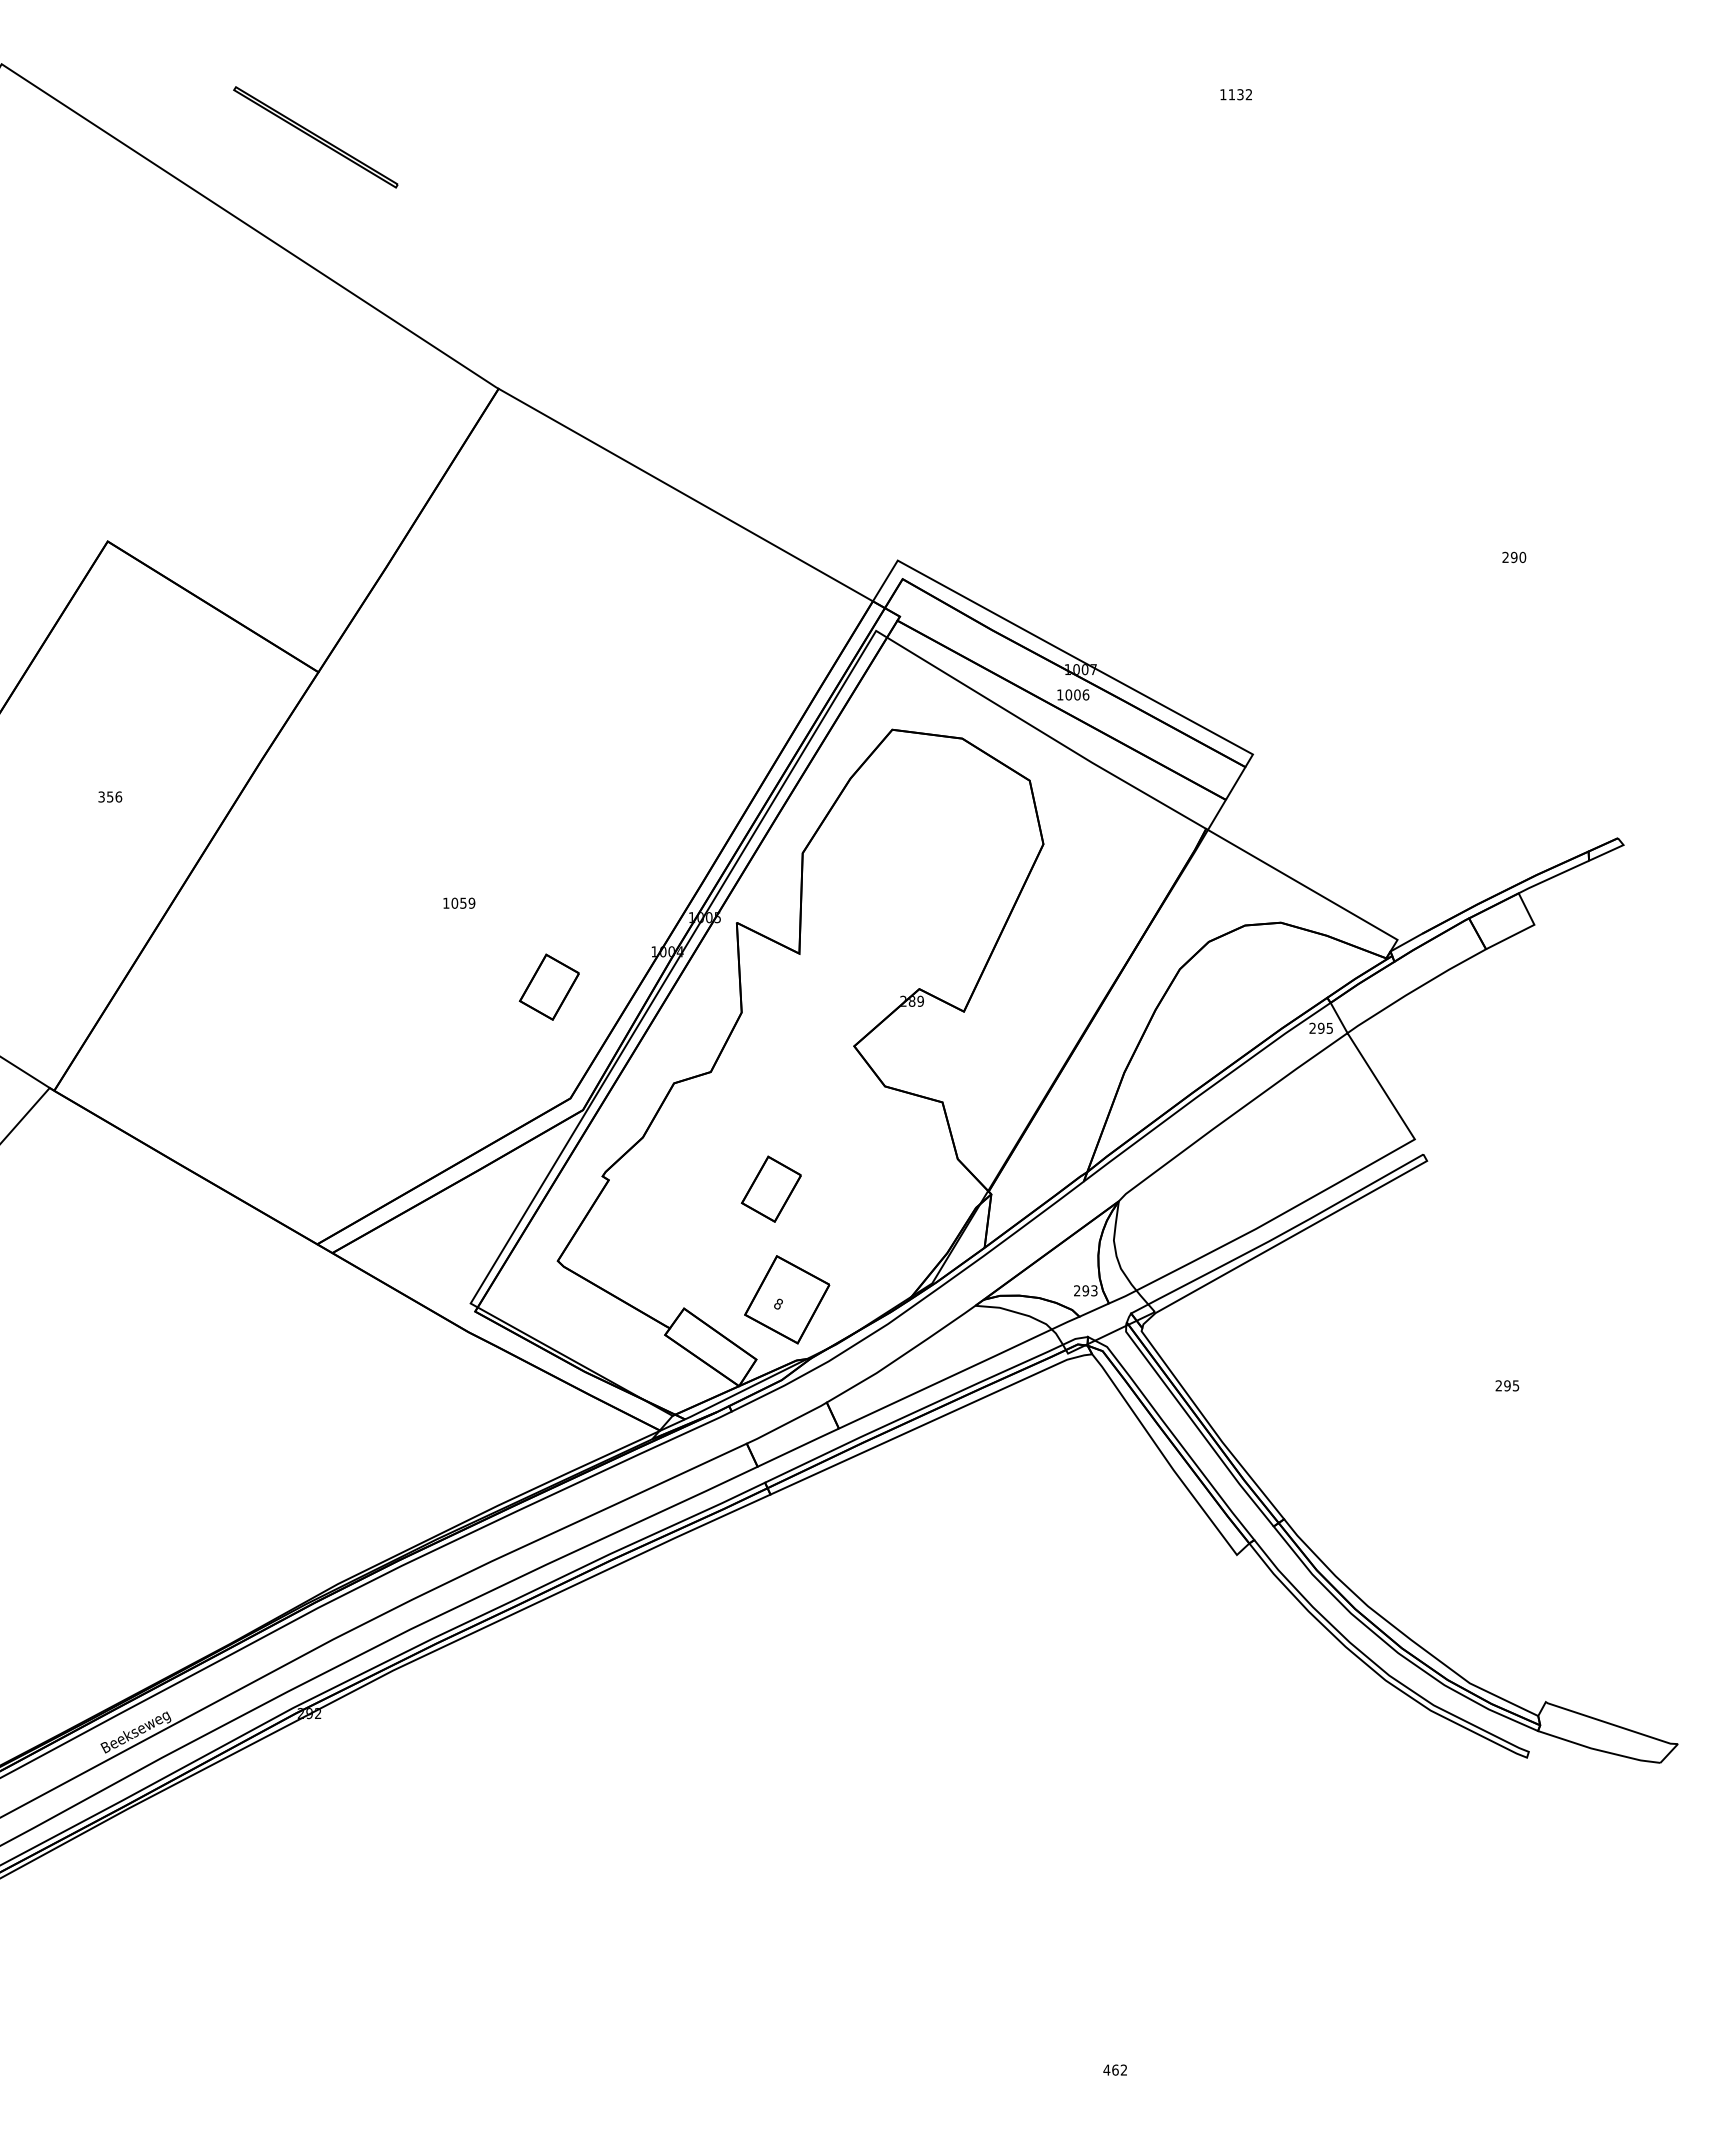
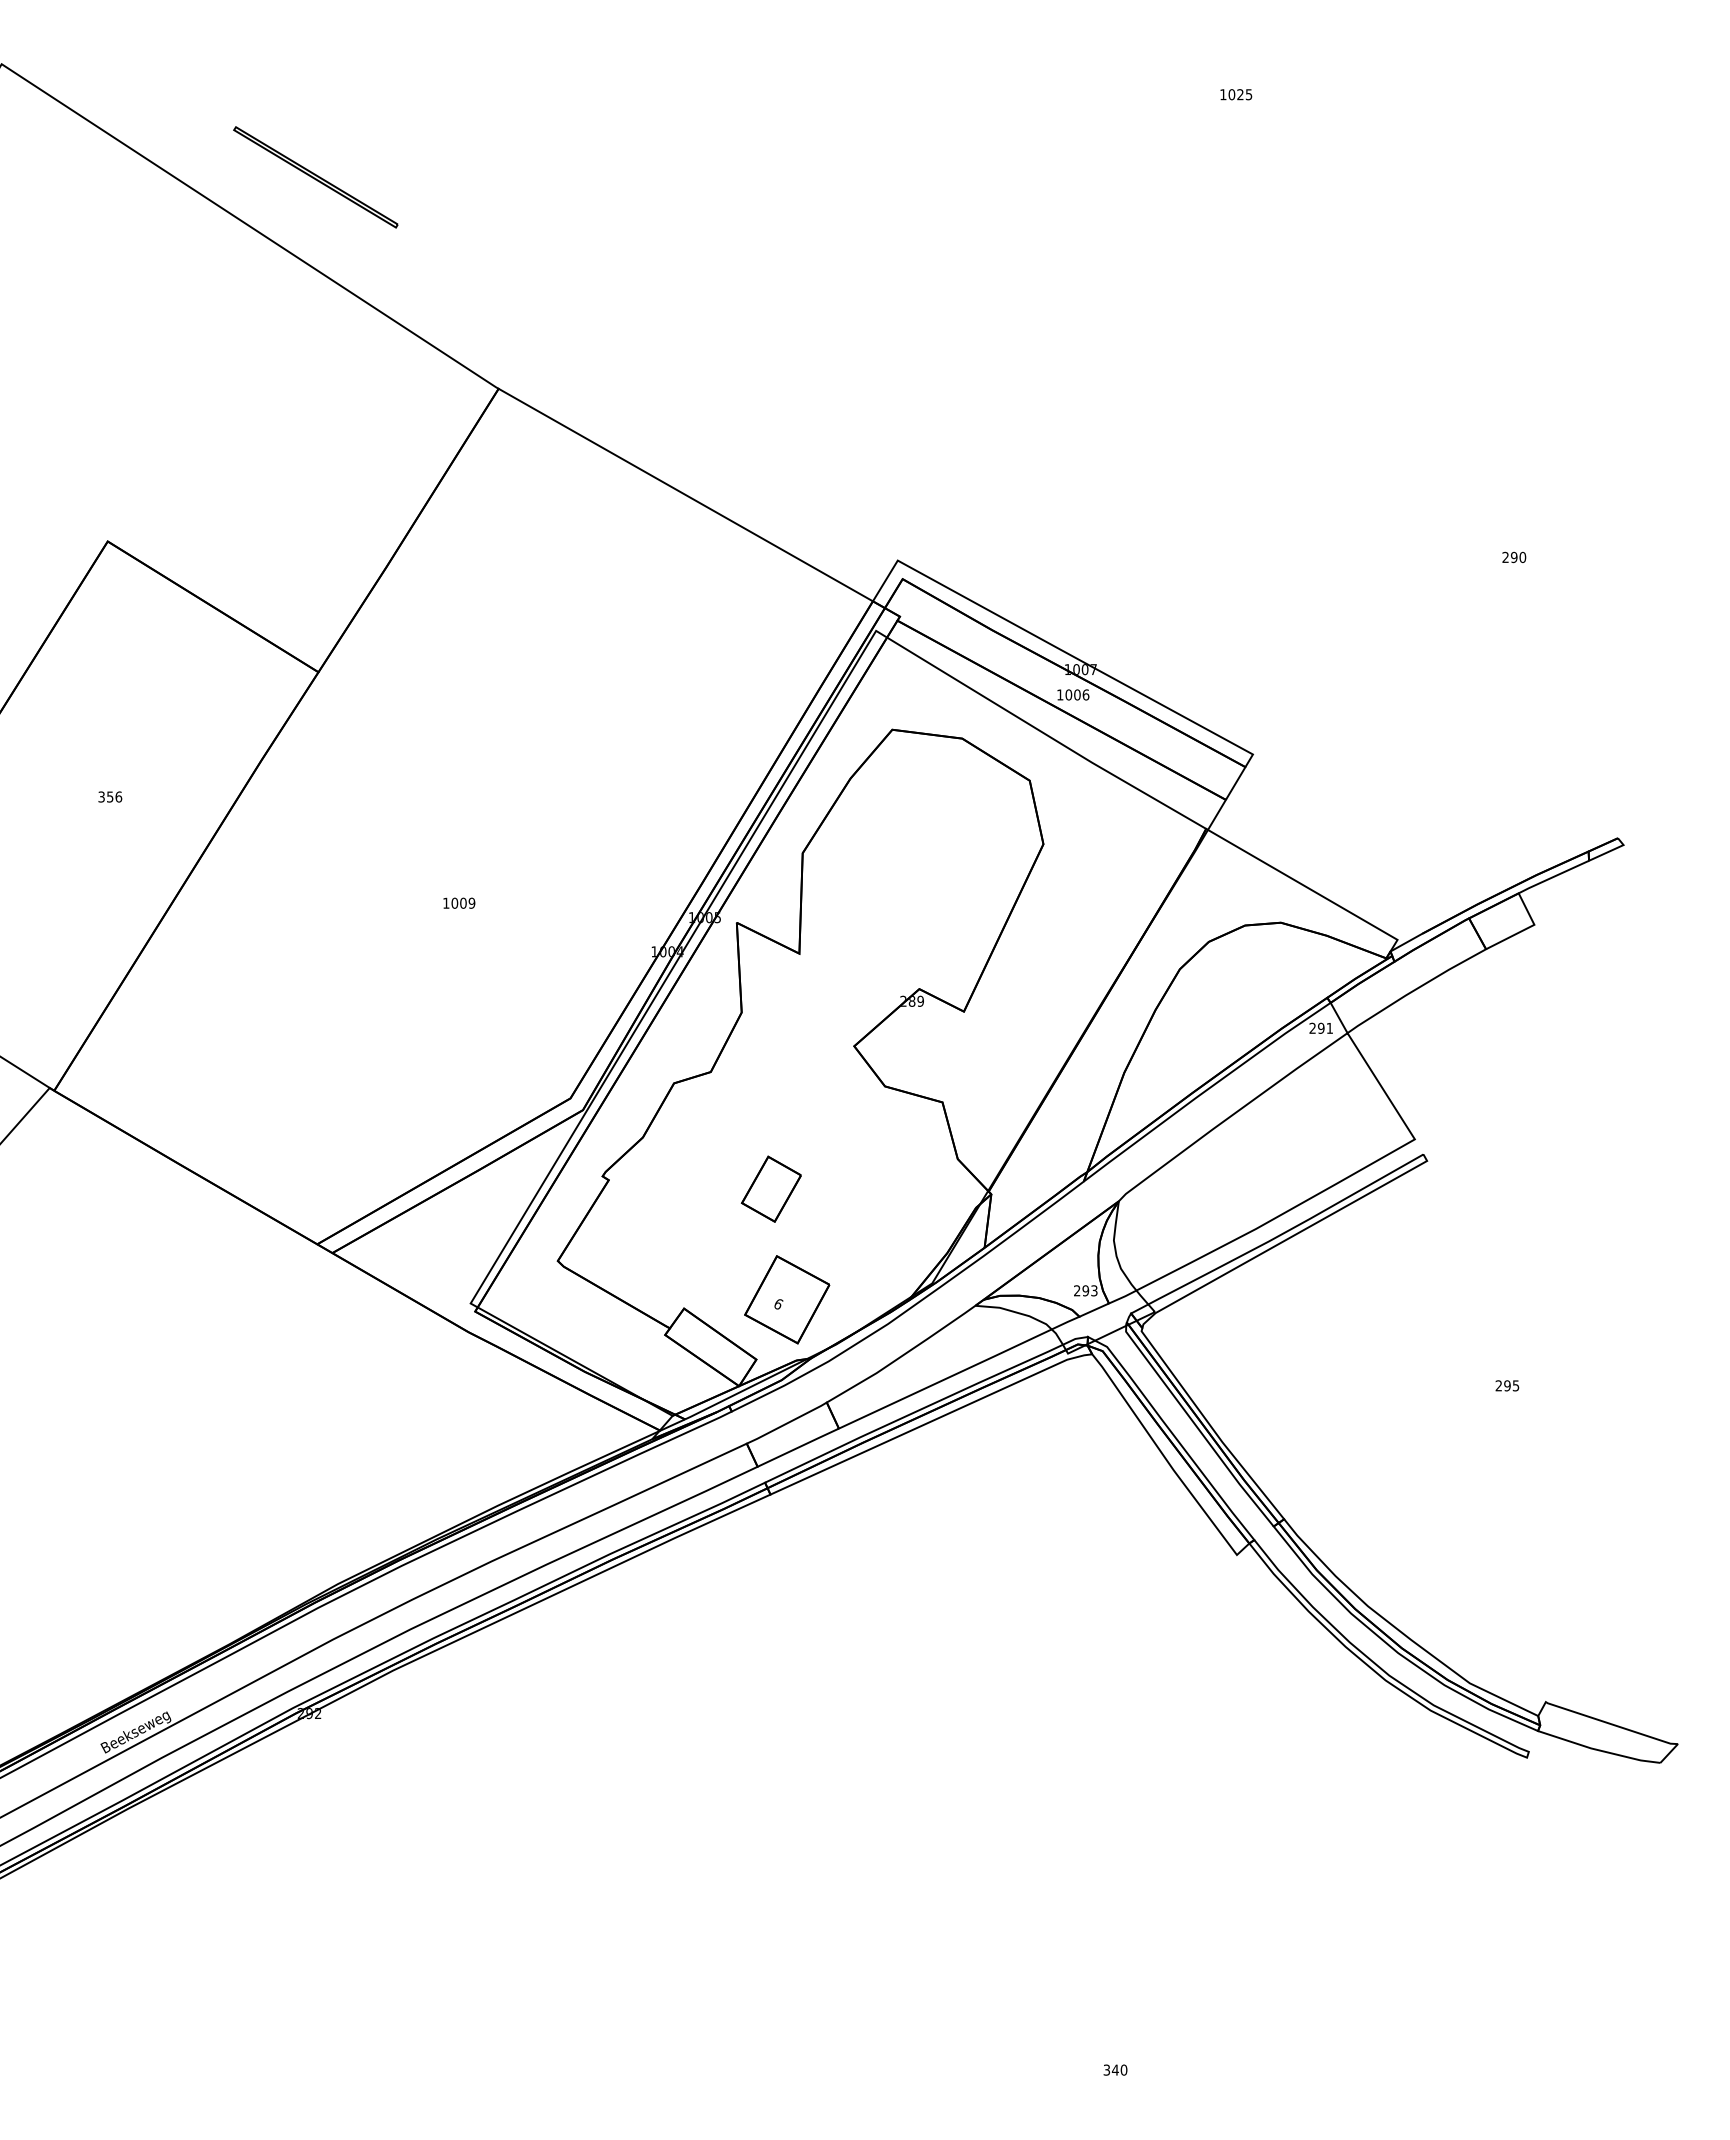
text: 1132 -> 1025 (1240, 94)
part position: (315, 137) -> (315, 177) (315, 177)
text: 1059 -> 1009 (463, 902)
part: present -> none (548, 986)
text: 295 -> 291 (1329, 1028)
text: 8 -> 6 (778, 1302)
text: 462 -> 340 (1115, 2069)
